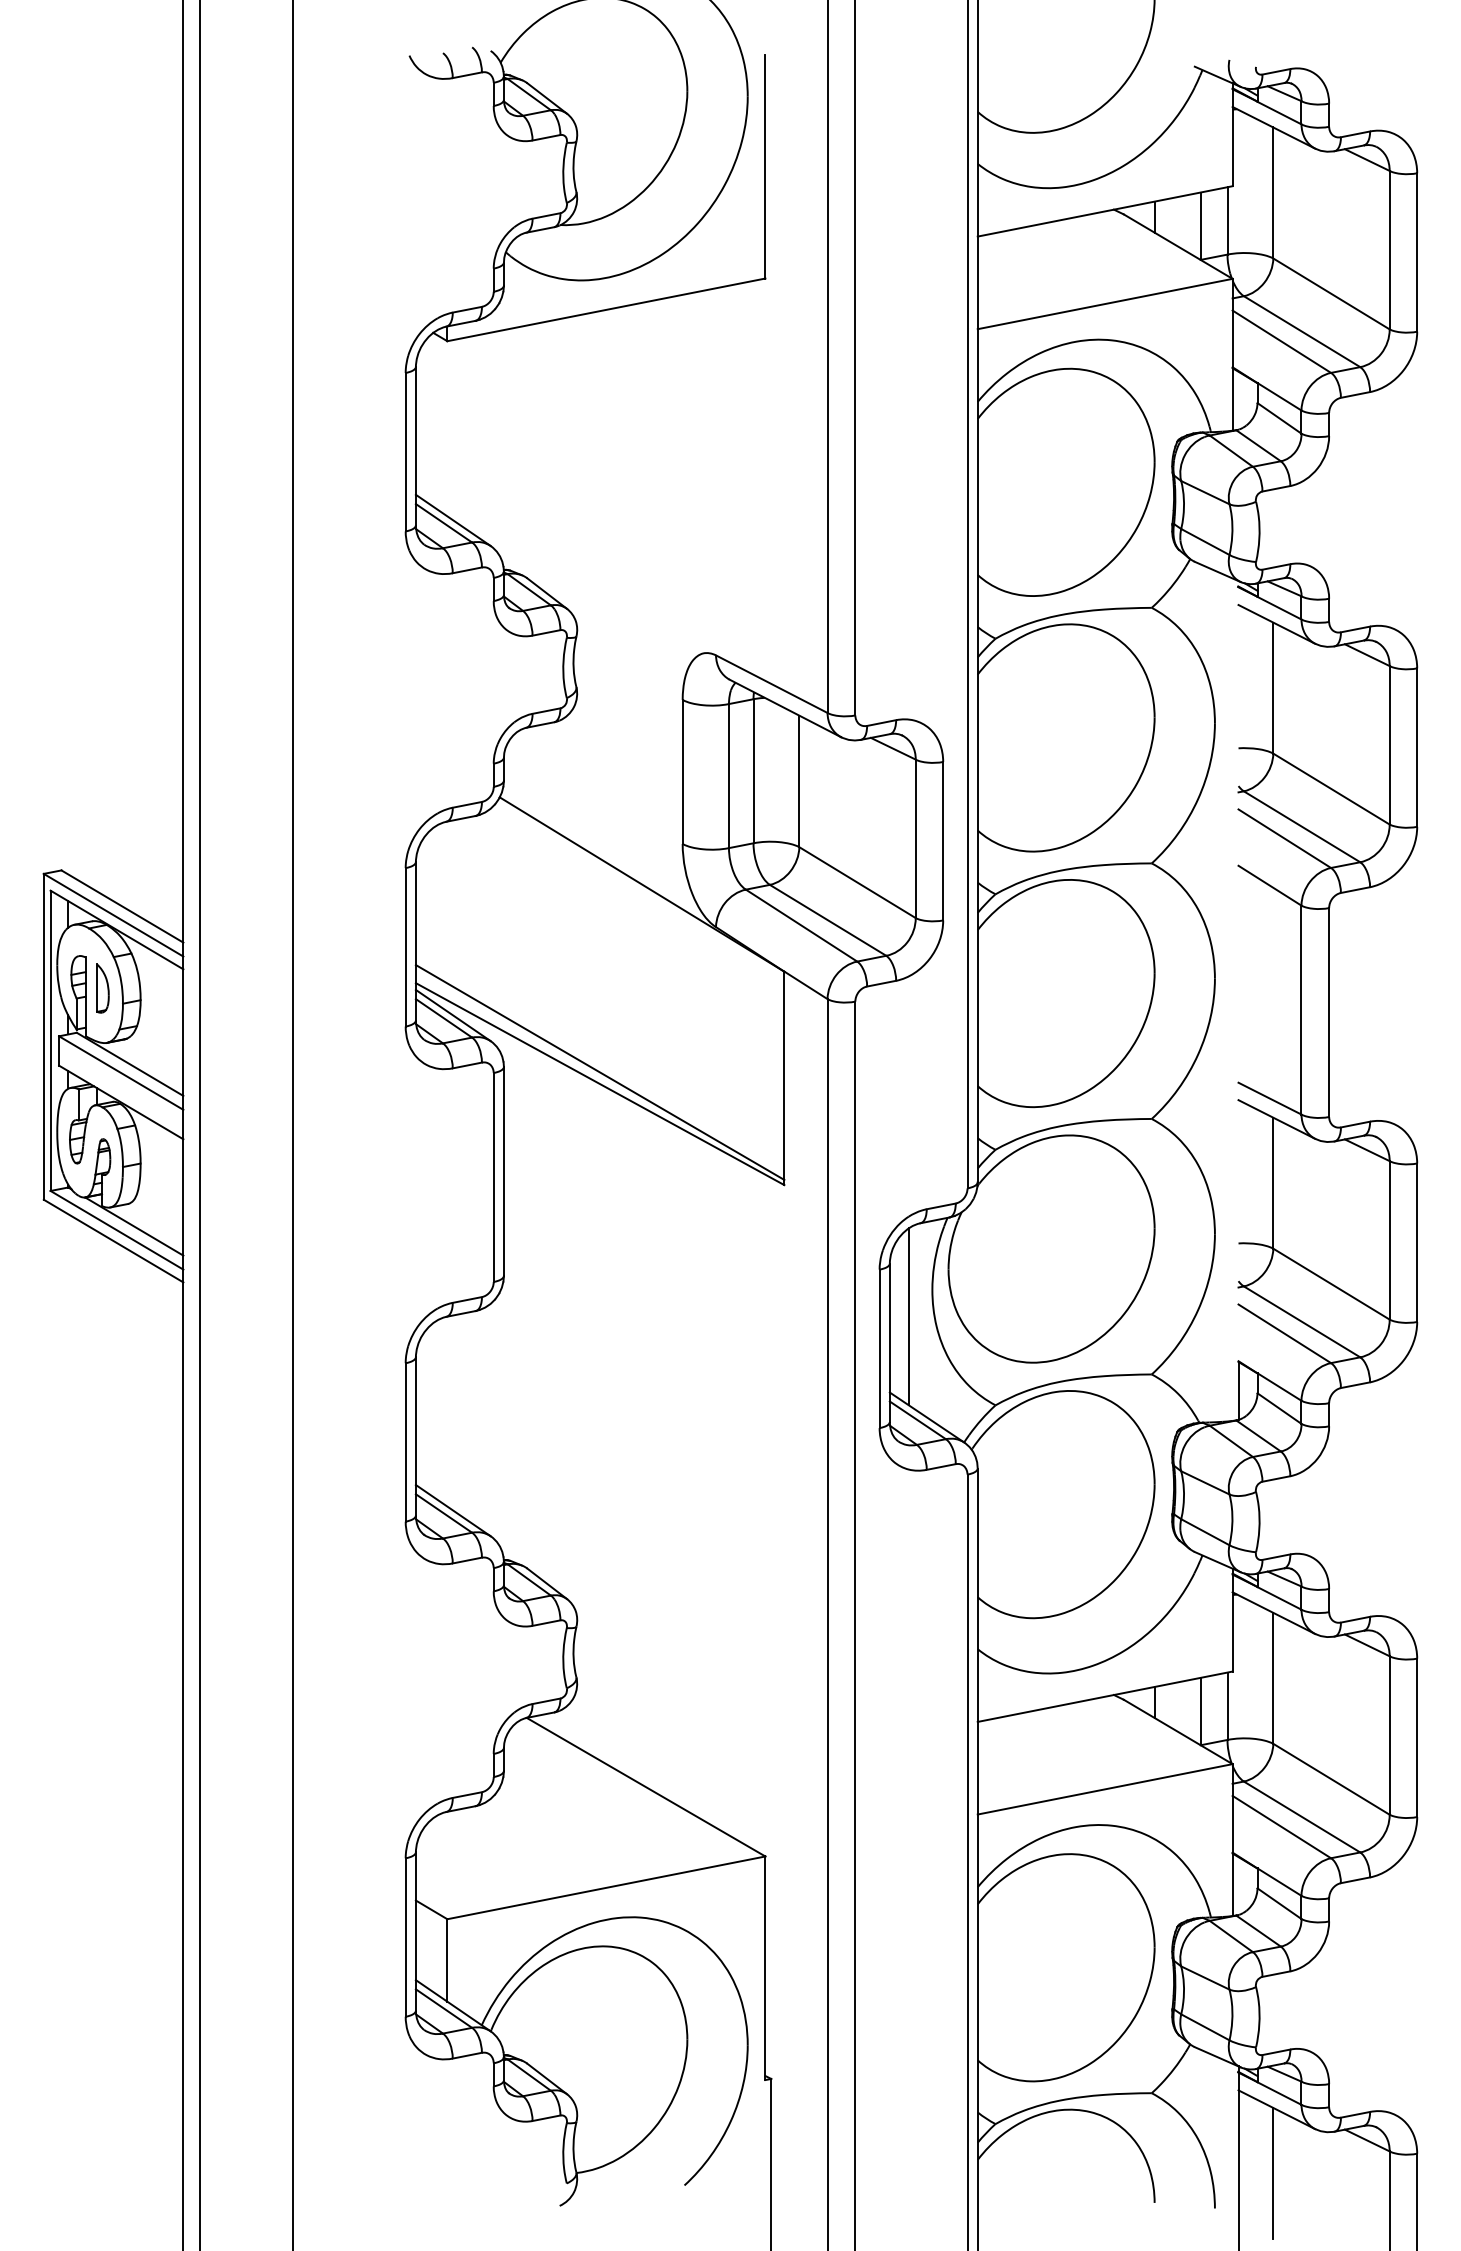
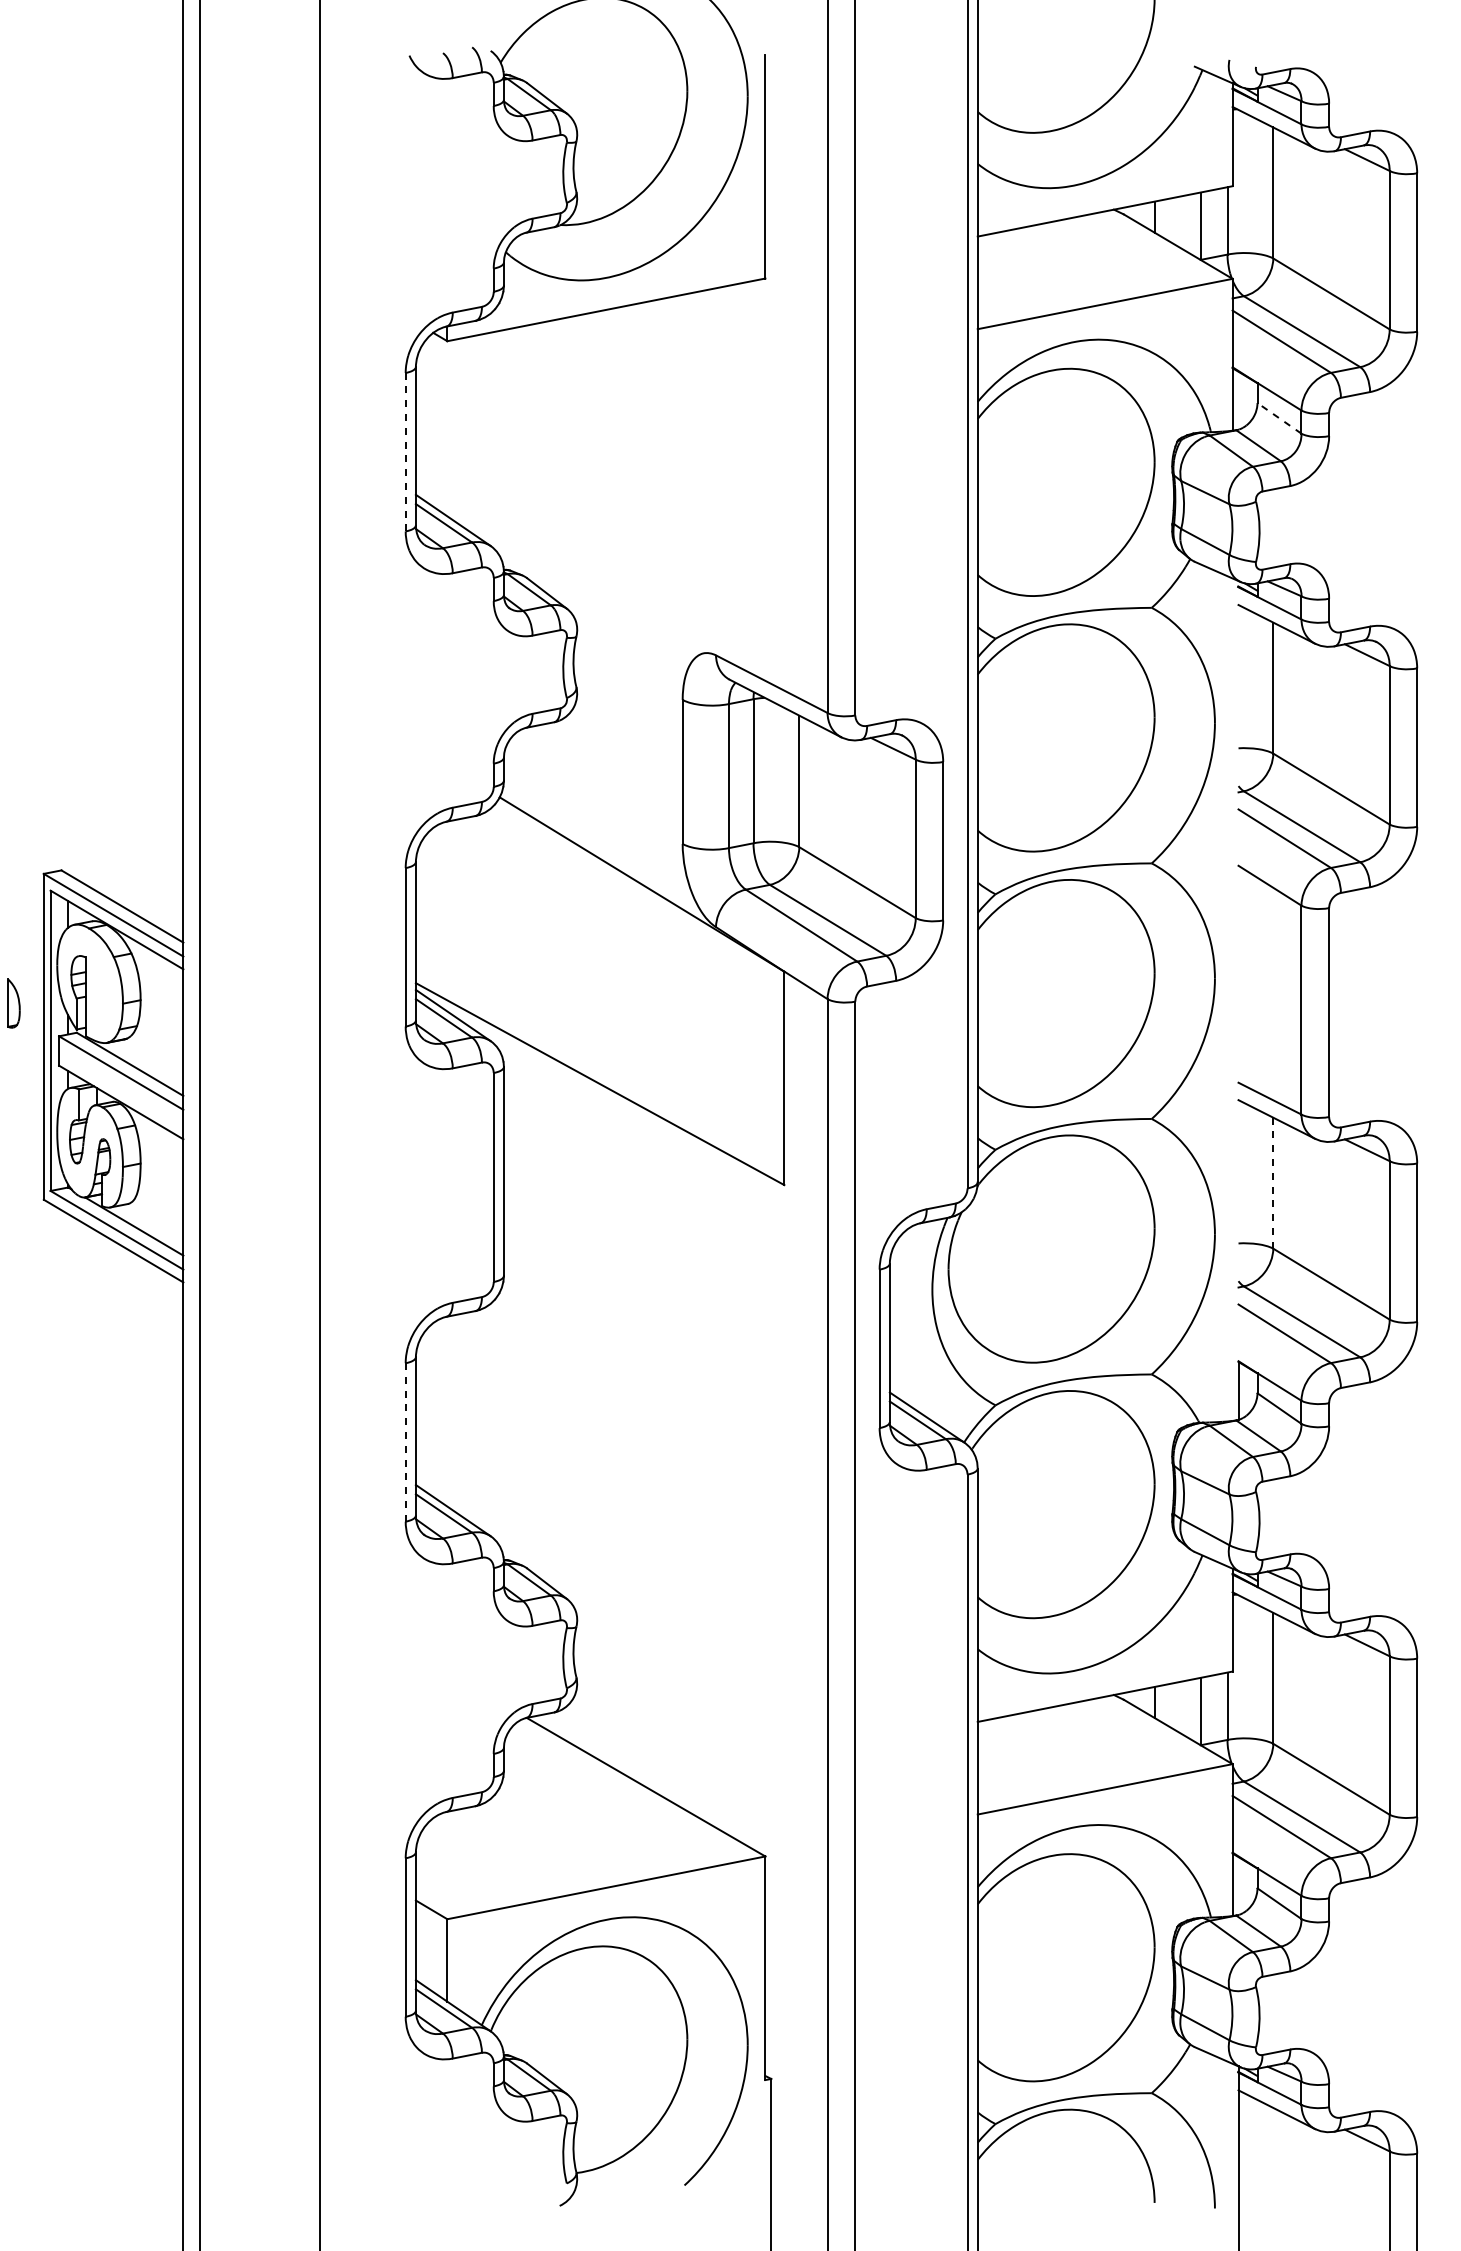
line: solid -> dashed (1279, 418)
line: solid -> dashed (405, 451)
part position: (102, 988) -> (13, 1003) (13, 1003)
line: present -> none (599, 1072)
line position: (293, 1124) -> (320, 1124) (320, 1124)
line: solid -> dashed (1273, 1183)
line: present -> none (908, 1316)
line: solid -> dashed (405, 1441)
line: present -> none (1273, 2172)
